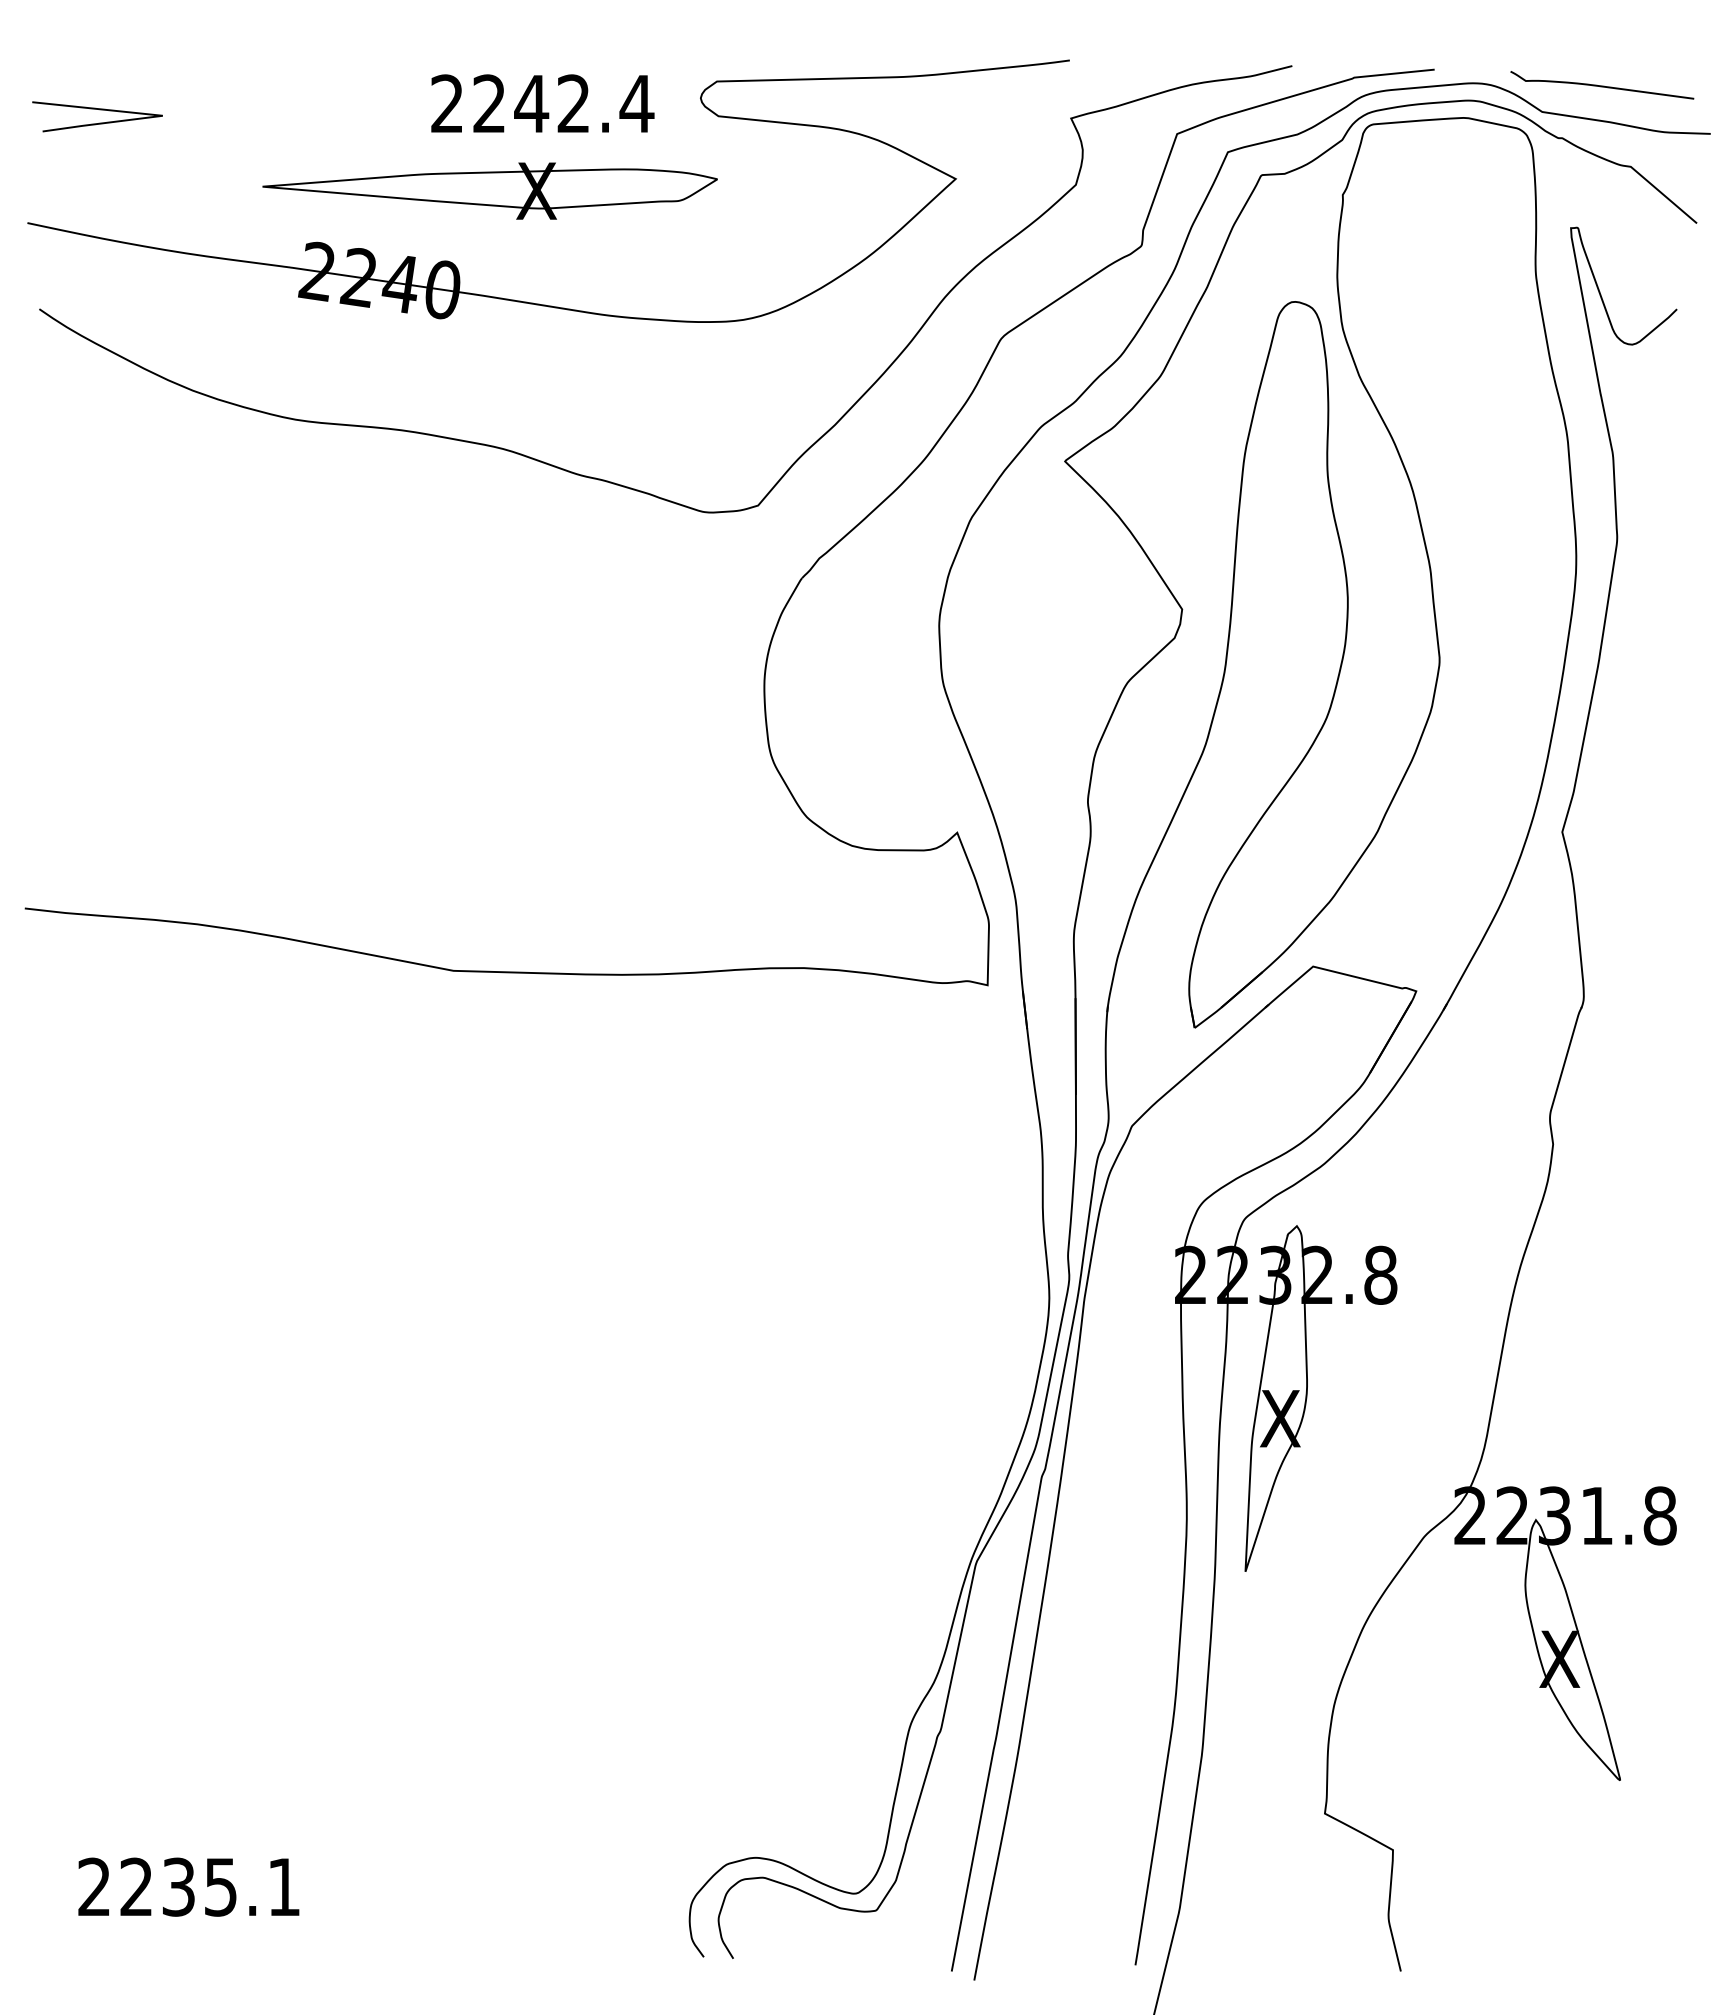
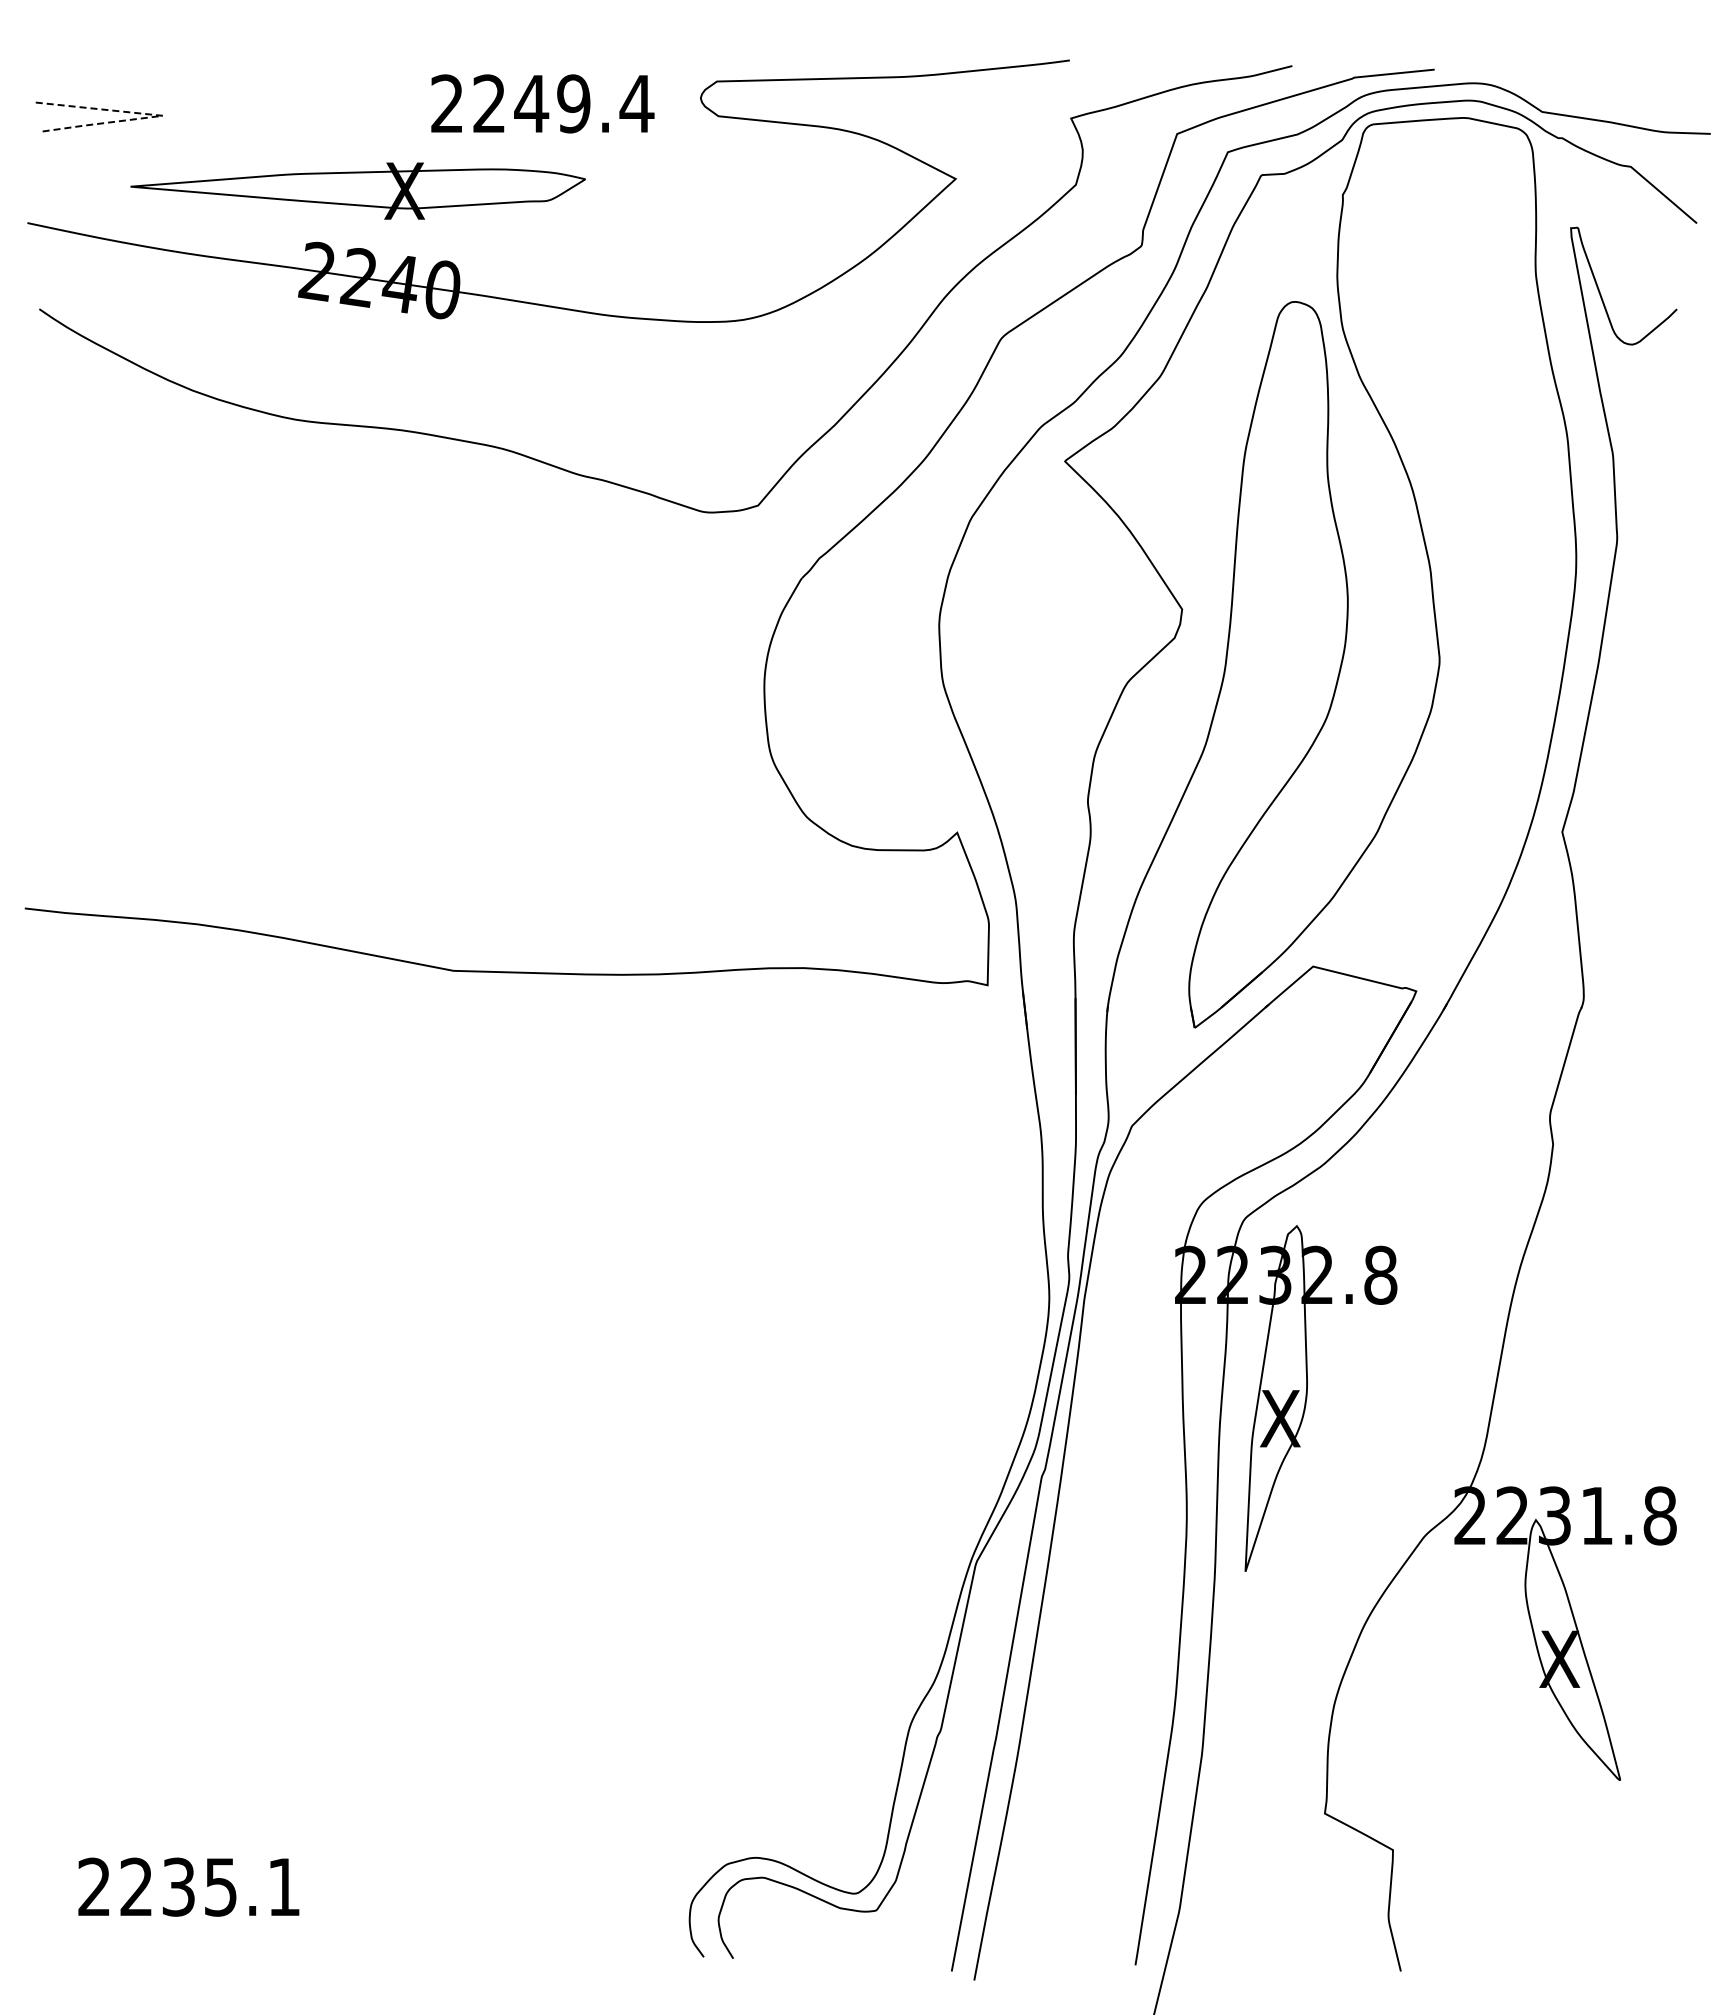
curve: present -> none (1602, 85)
text: 2242.4 -> 2249.4 (573, 103)
line: solid -> dashed (158, 115)
part position: (489, 190) -> (357, 190) (357, 190)
